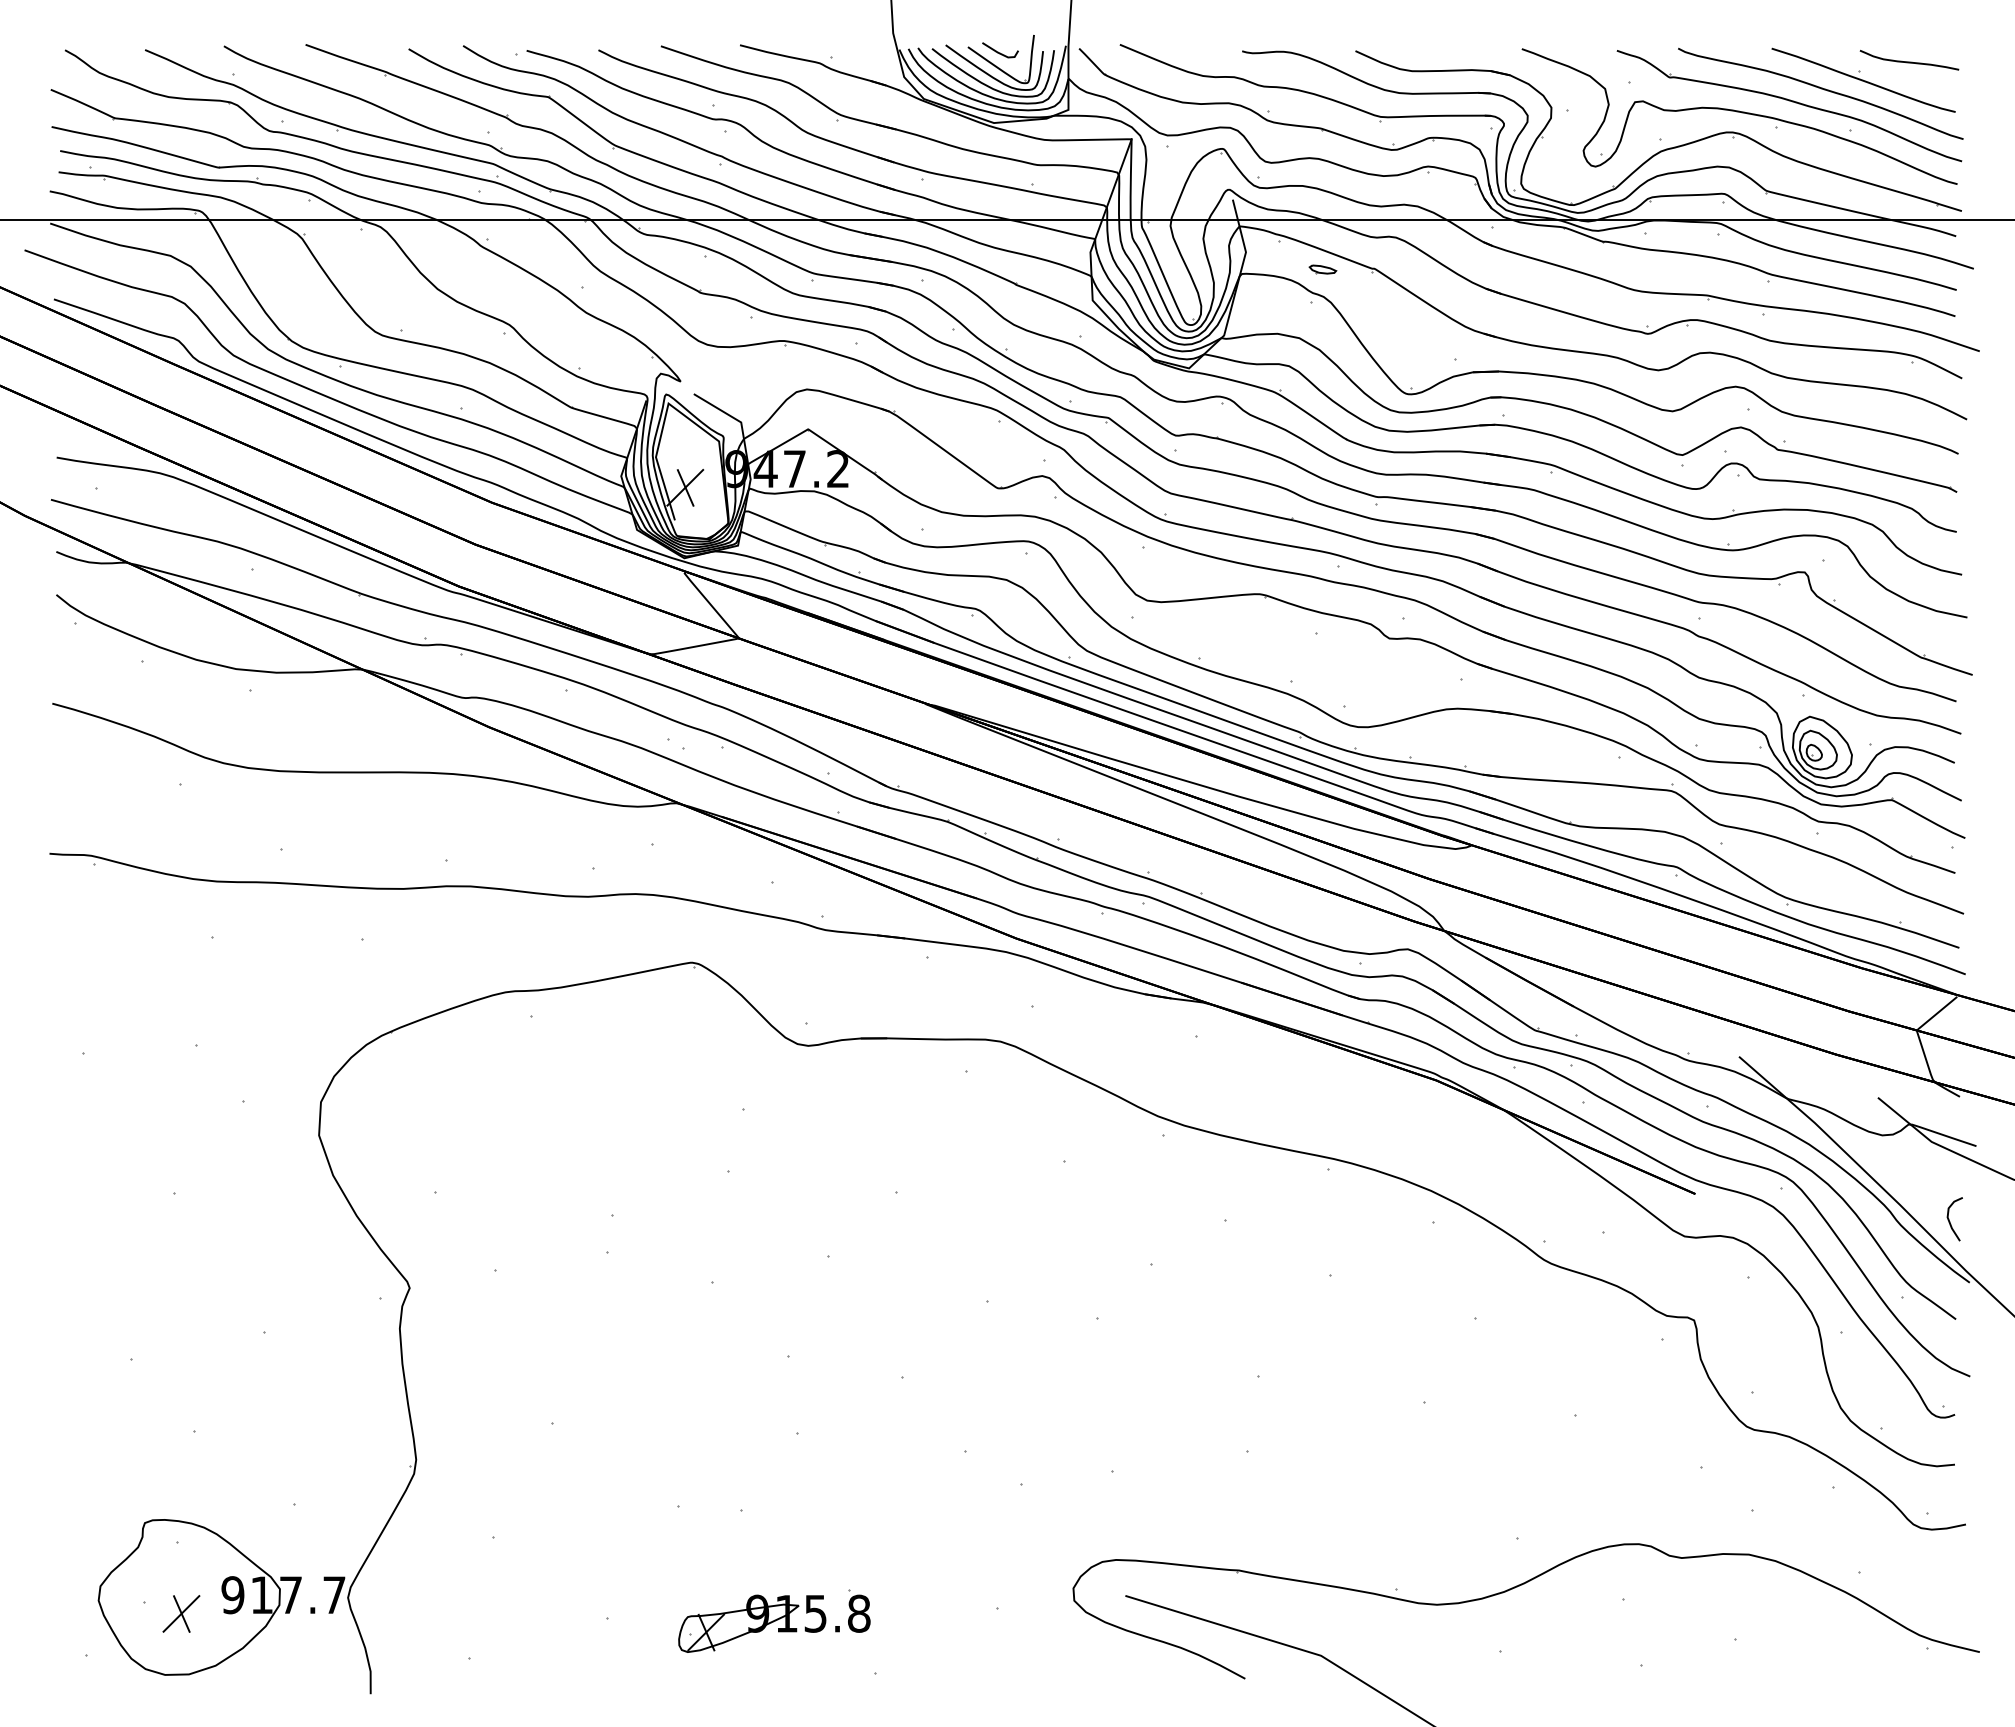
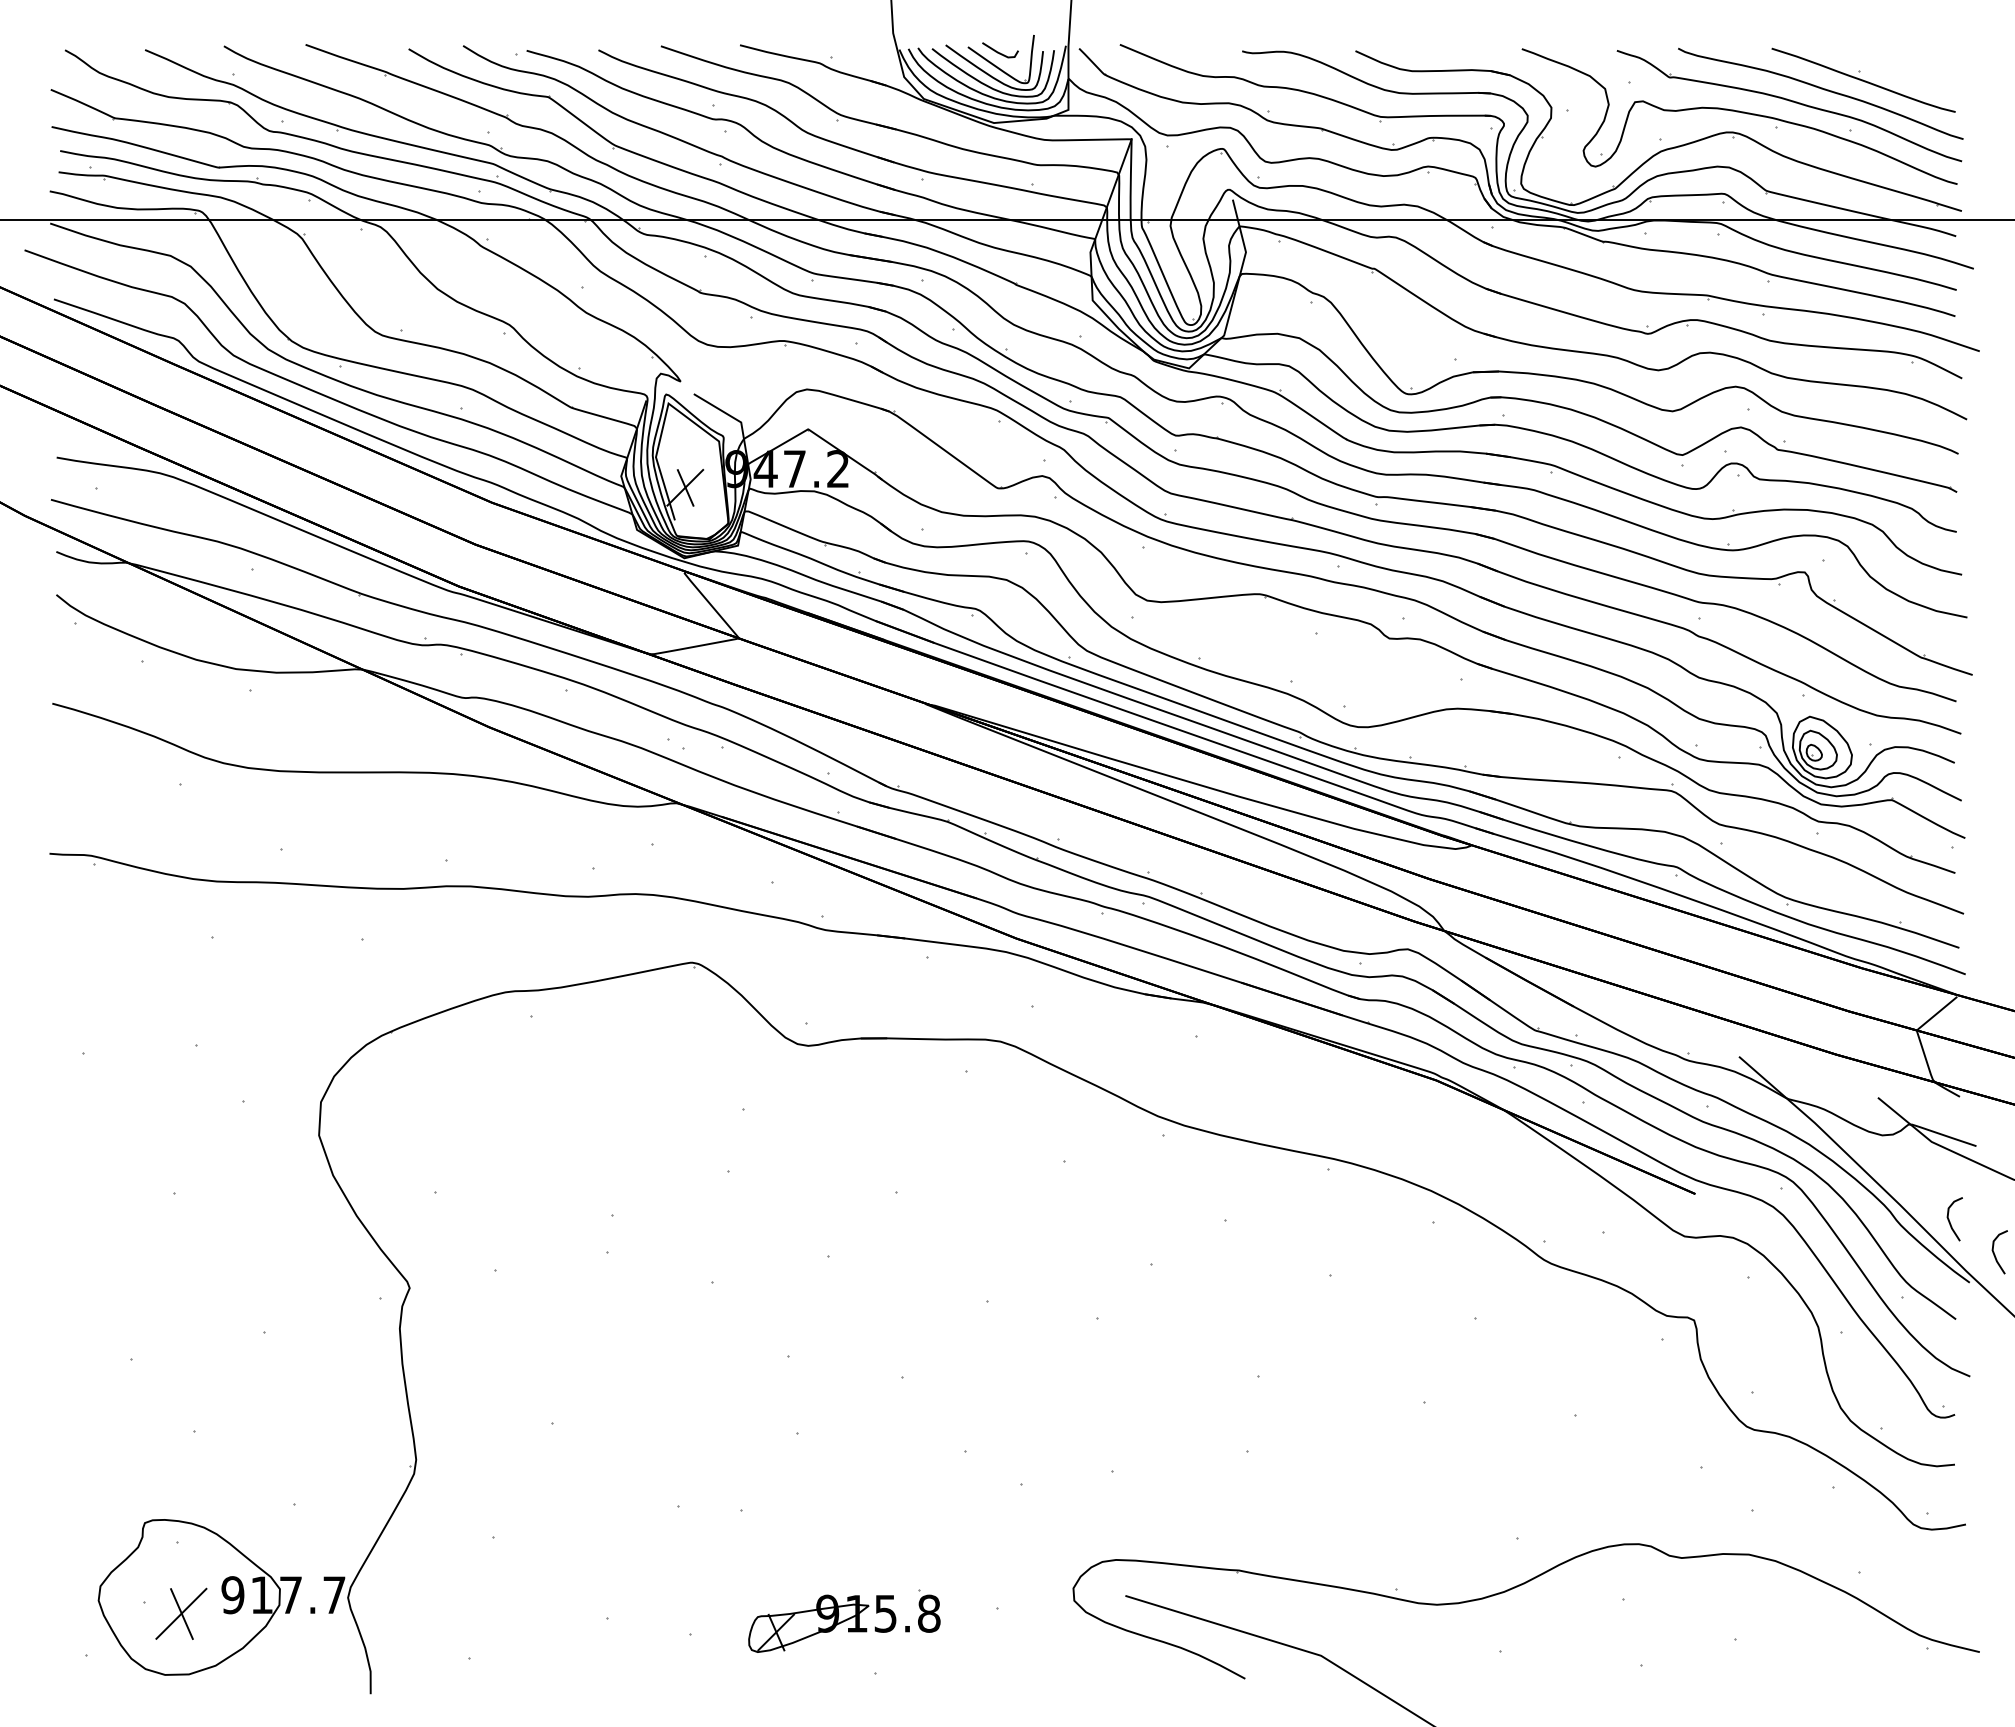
curve: present -> none (1909, 61)
part: present -> none (1322, 269)
curve: none -> present (1995, 1254)
part size: 39x38 px -> 53x53 px (181, 1613)
part position: (774, 1620) -> (844, 1620) (844, 1620)
